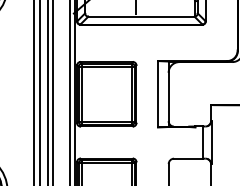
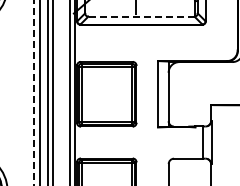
line: solid -> dashed (140, 16)
line: solid -> dashed (34, 93)
